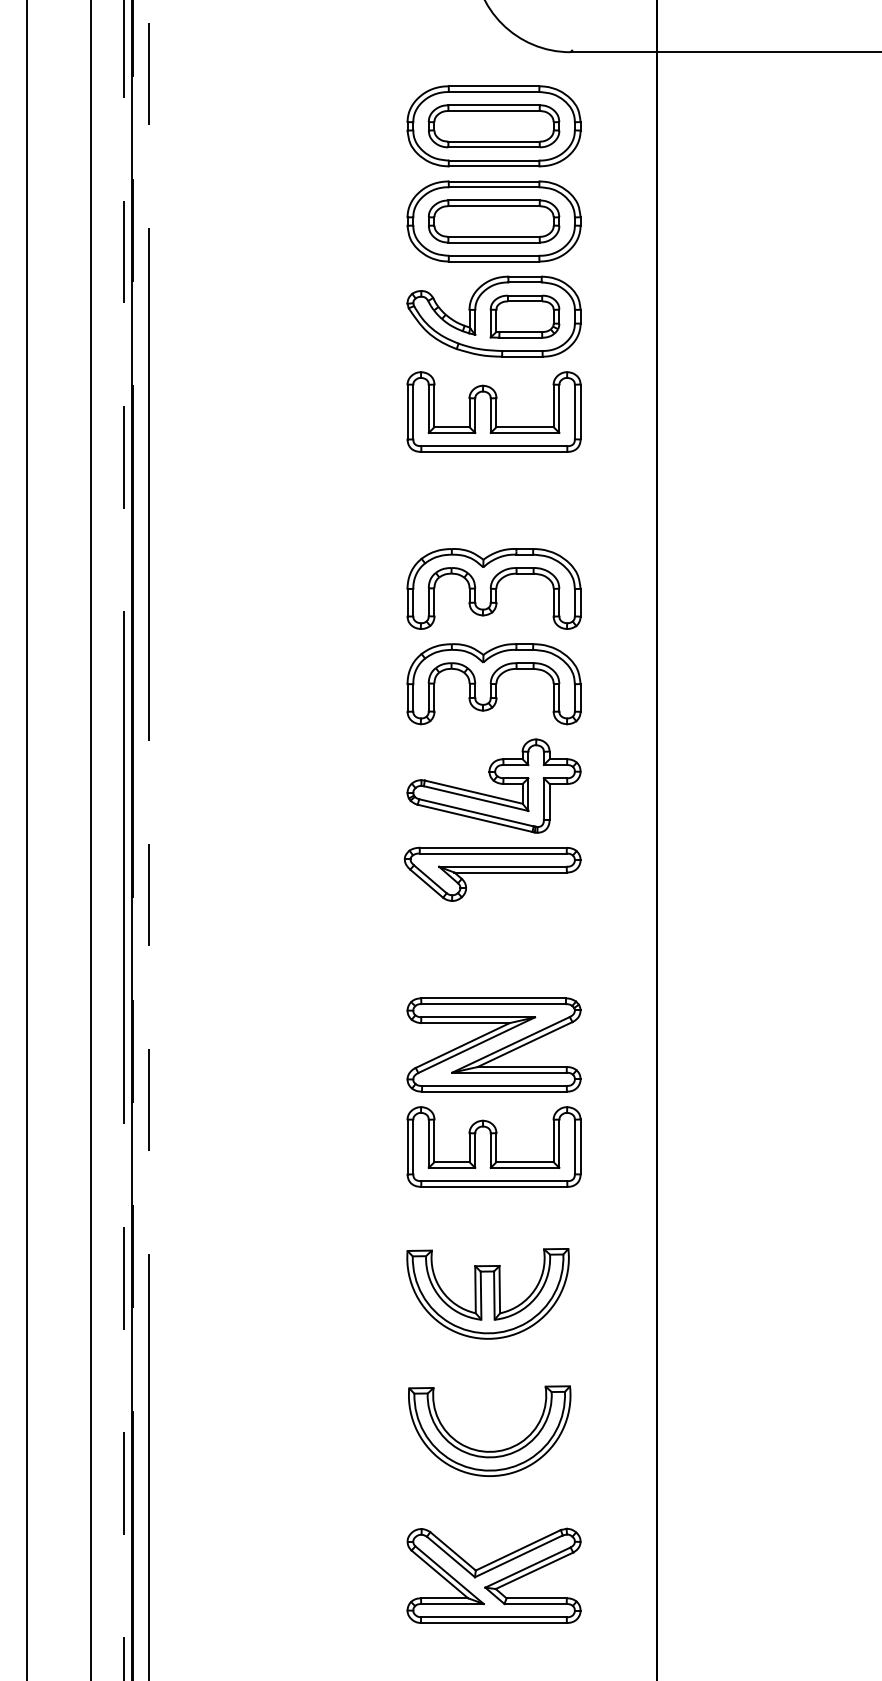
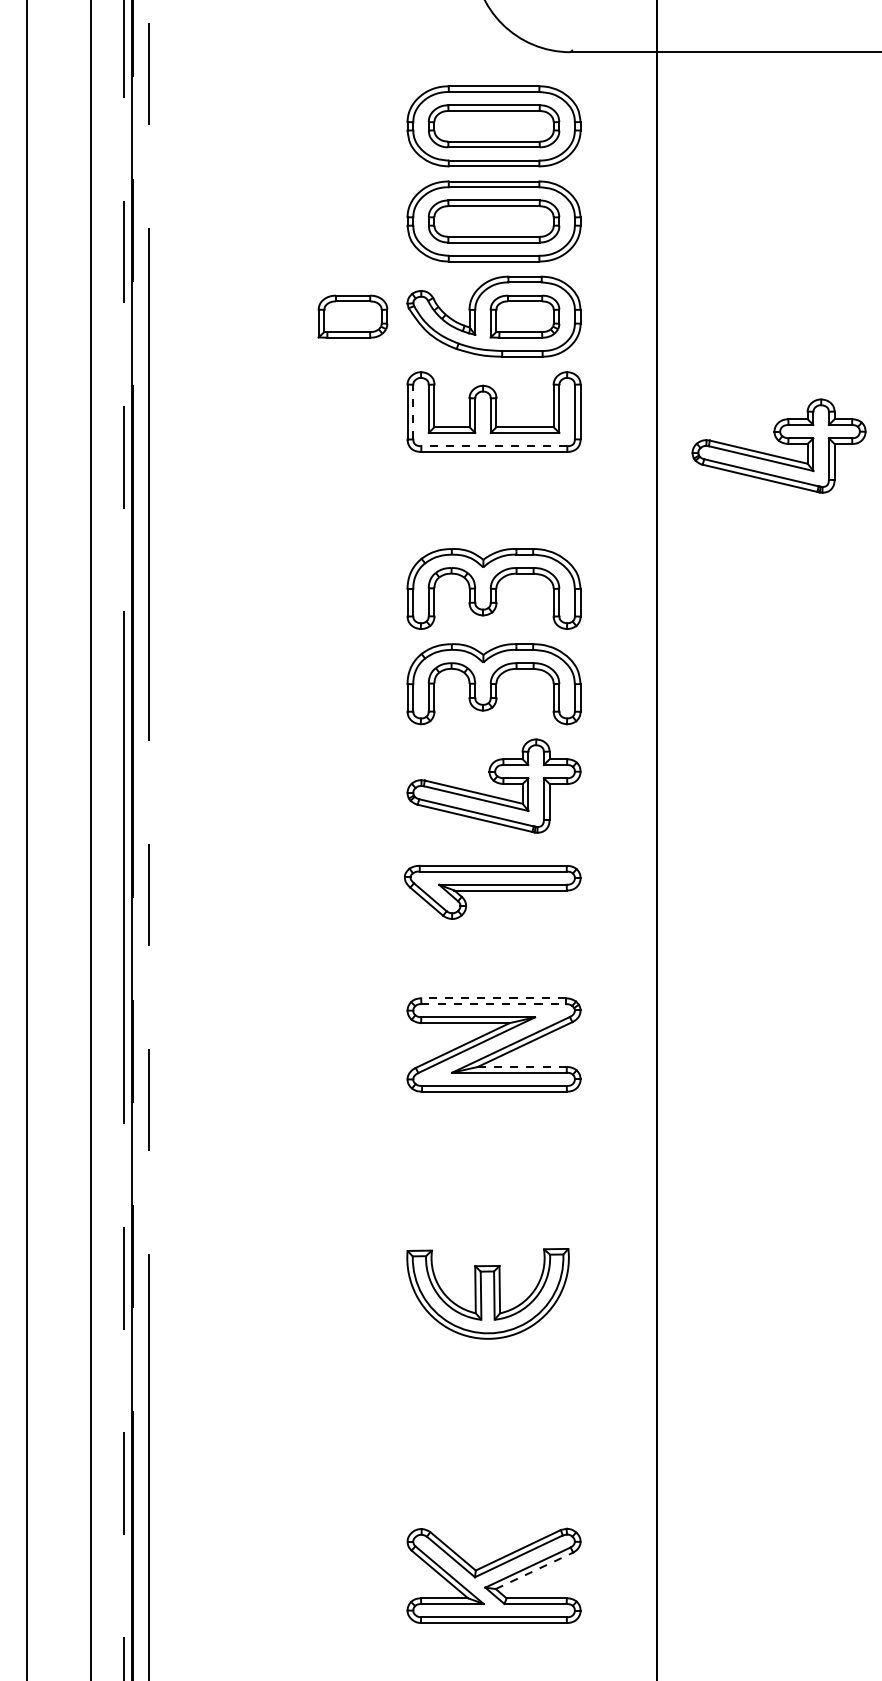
part: none -> present (352, 316)
line: solid -> dashed (413, 411)
part: none -> present (778, 445)
line: solid -> dashed (494, 446)
part position: (492, 873) -> (492, 891) (492, 891)
line: solid -> dashed (493, 998)
line: solid -> dashed (494, 1004)
line: solid -> dashed (522, 1067)
part: present -> none (493, 1146)
part: present -> none (489, 1450)
line: solid -> dashed (534, 1570)
